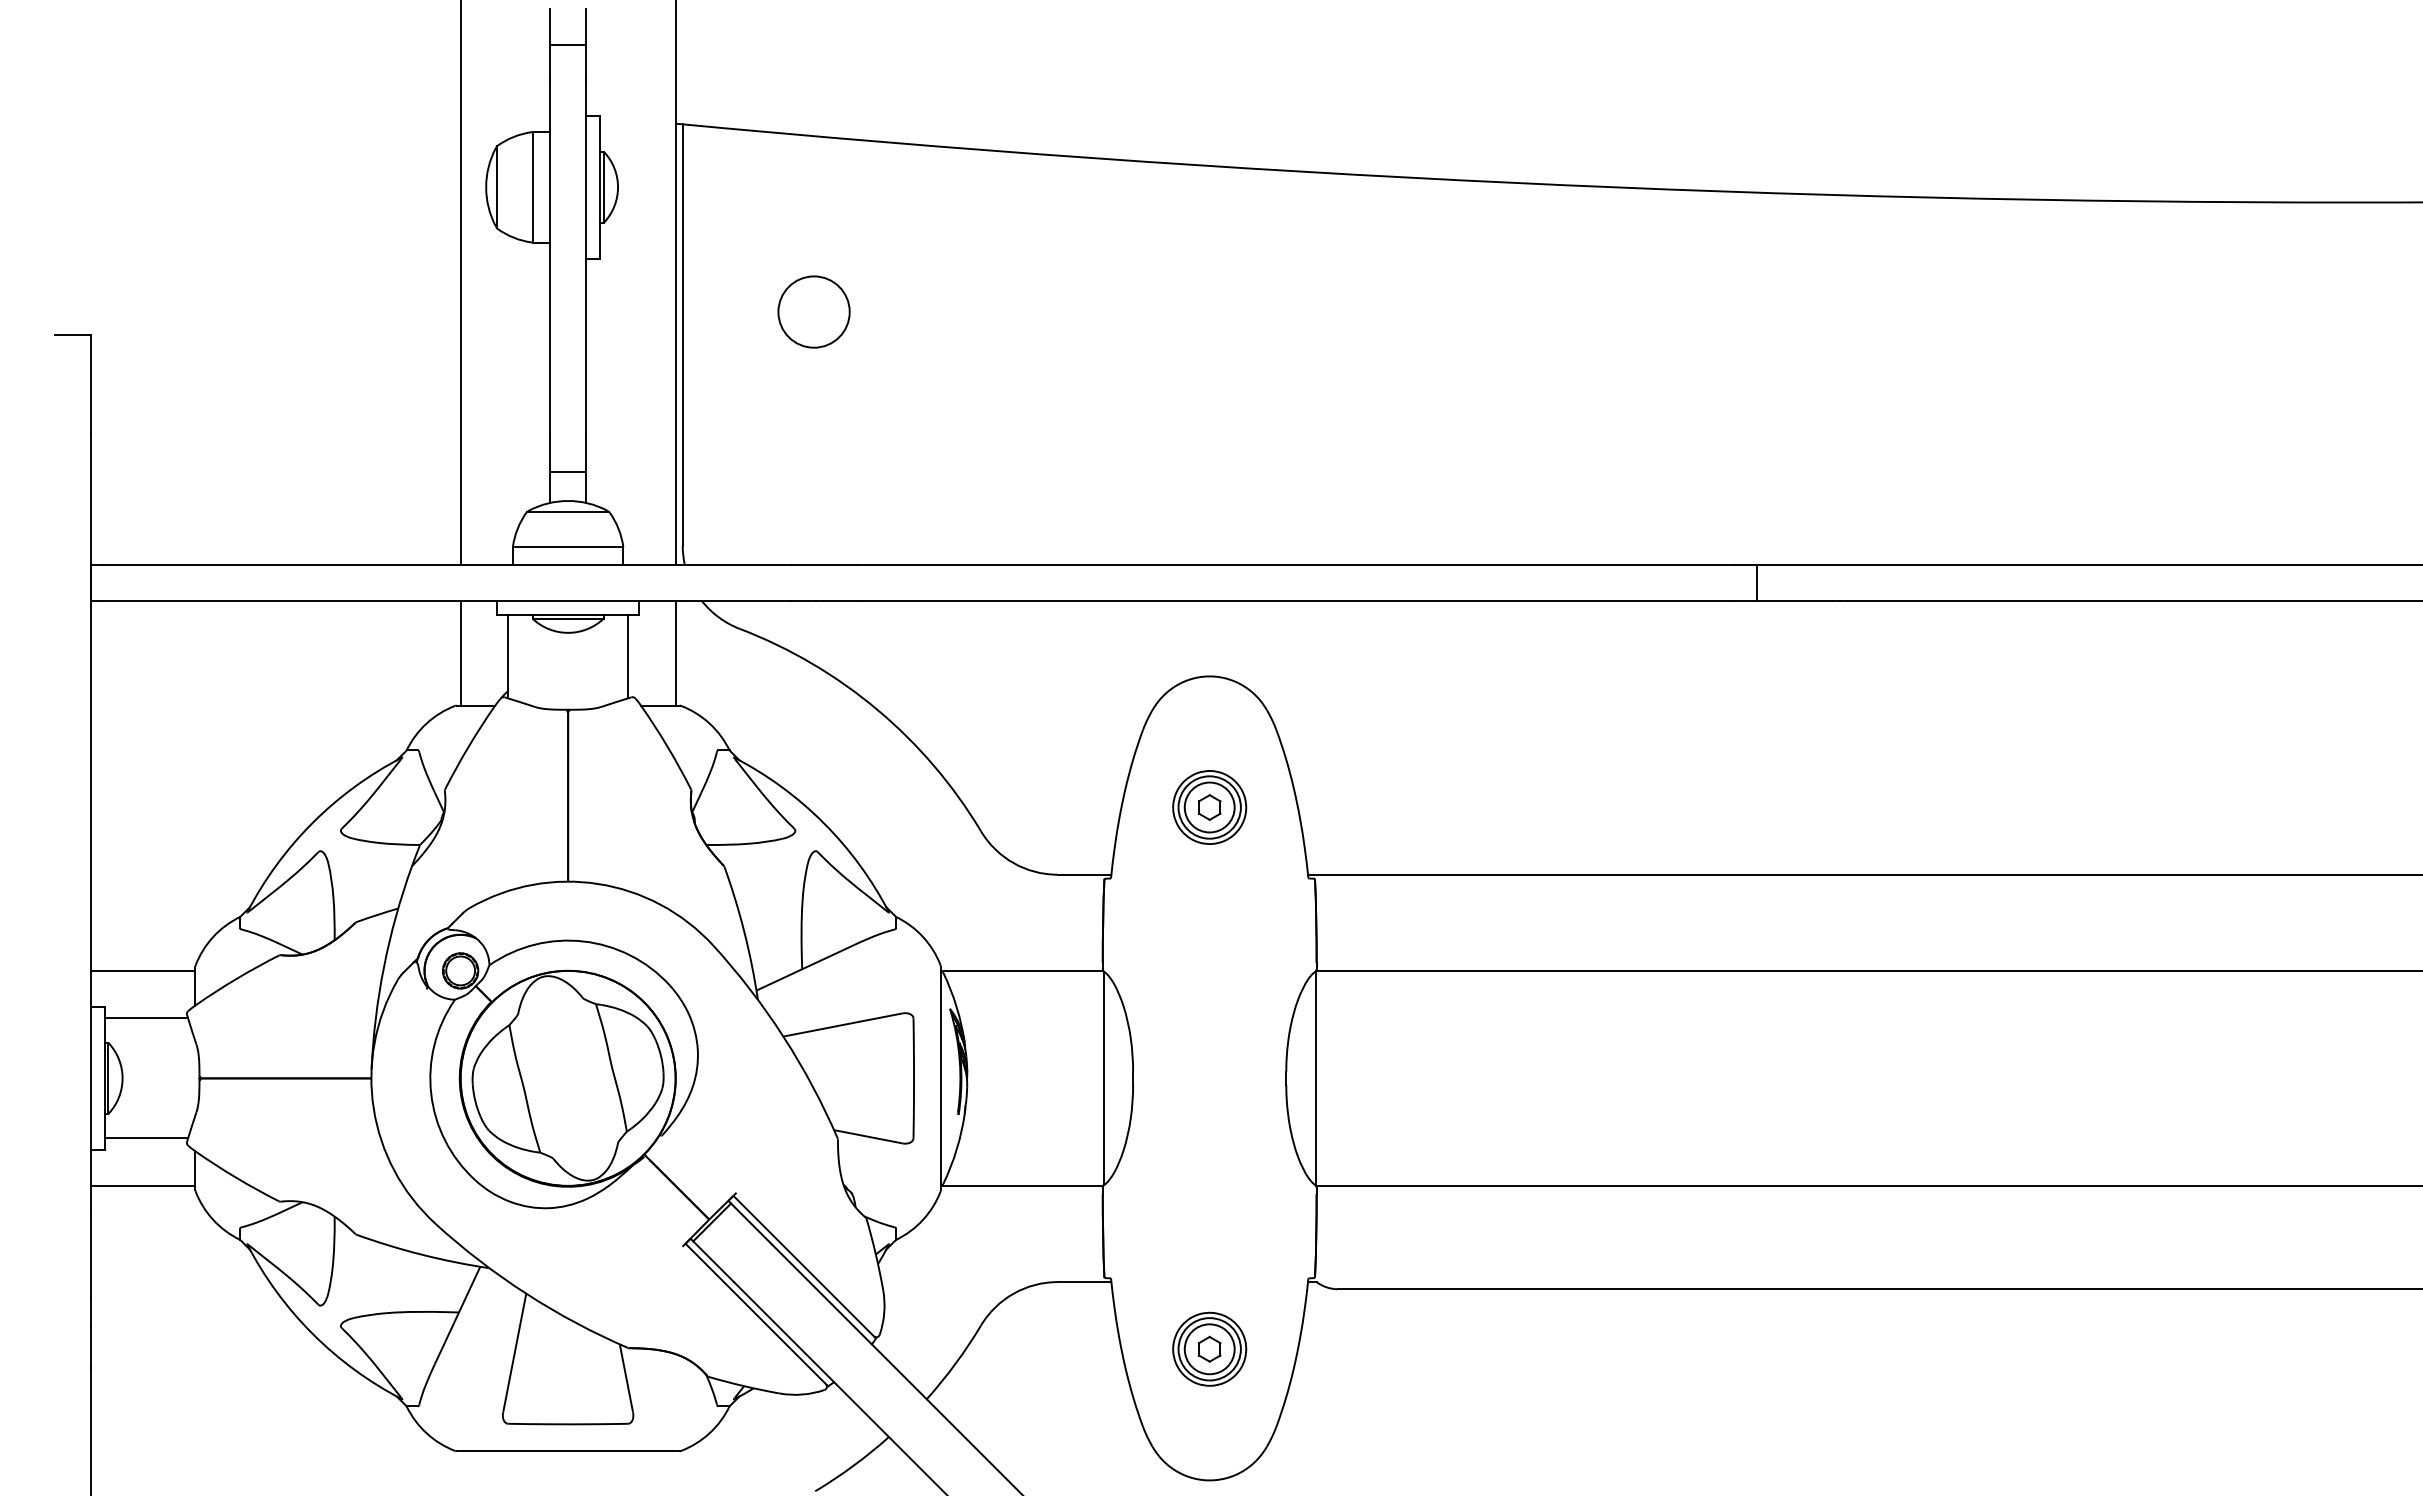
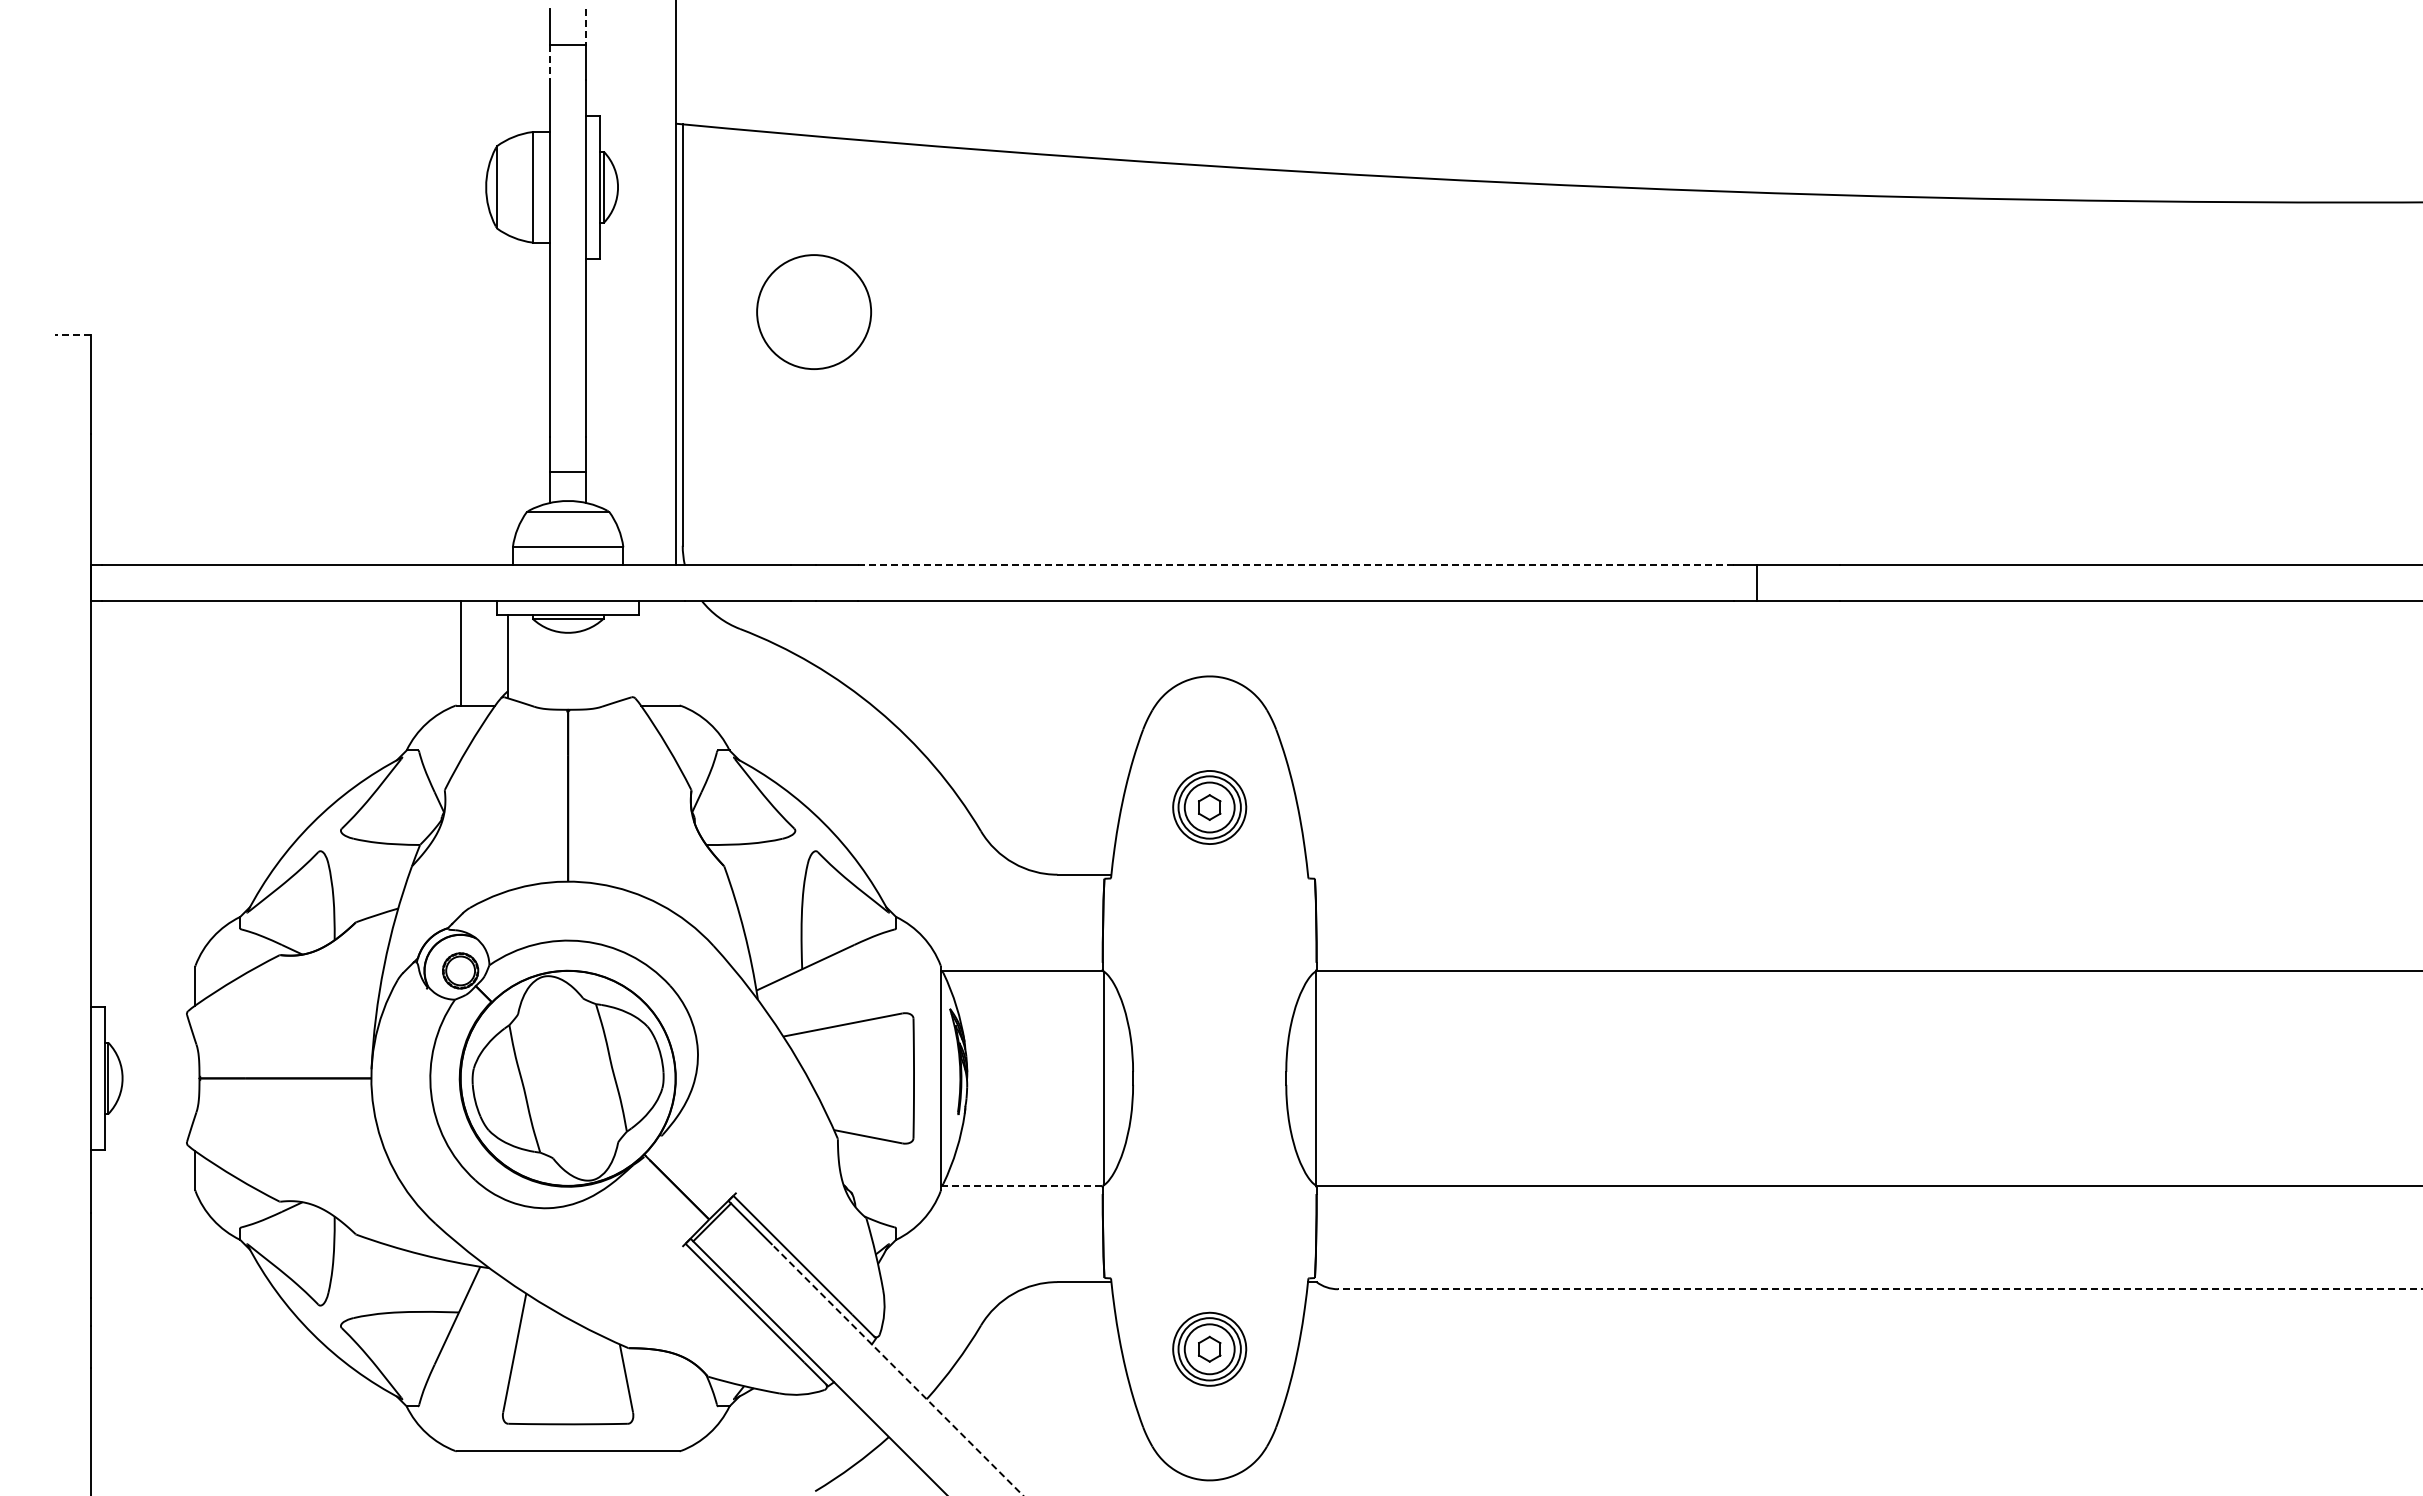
line: solid -> dashed (585, 26)
line: solid -> dashed (550, 62)
line: present -> none (460, 283)
circle size: 74x74 px -> 117x116 px (814, 311)
line: solid -> dashed (72, 335)
line: solid -> dashed (1295, 565)
line: present -> none (675, 652)
line: present -> none (628, 656)
line: present -> none (1863, 874)
line: present -> none (142, 970)
line: present -> none (146, 1018)
line: present -> none (146, 1138)
line: present -> none (142, 1185)
line: solid -> dashed (1022, 1185)
line: solid -> dashed (1879, 1289)
line: solid -> dashed (897, 1370)
